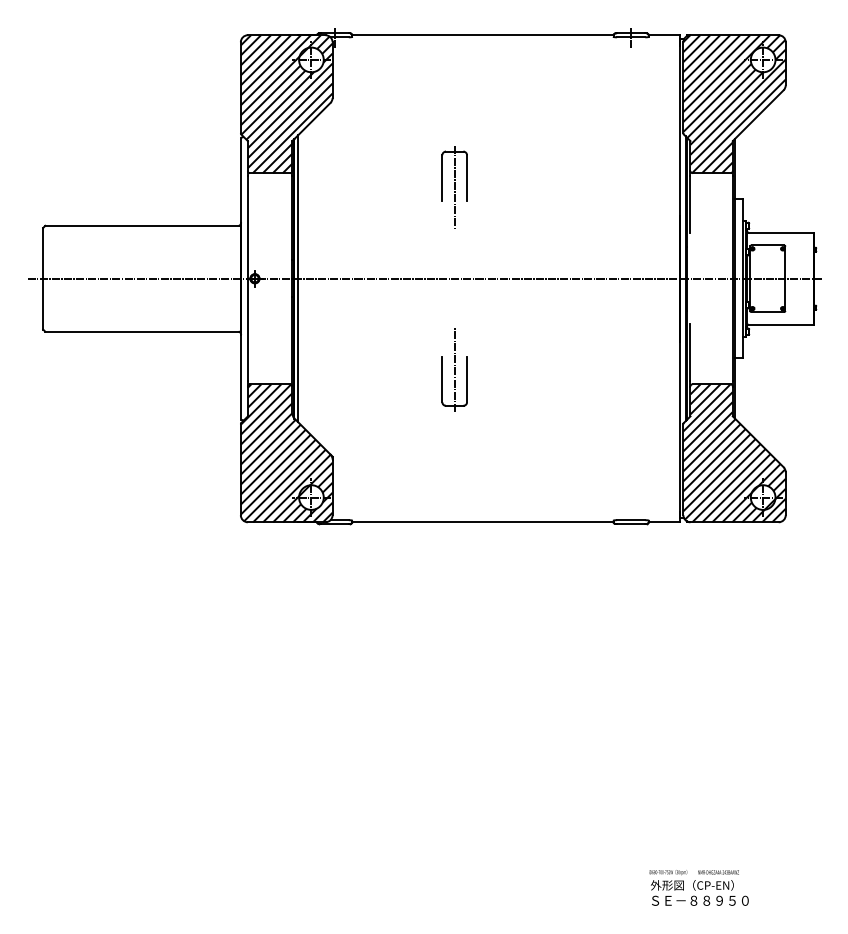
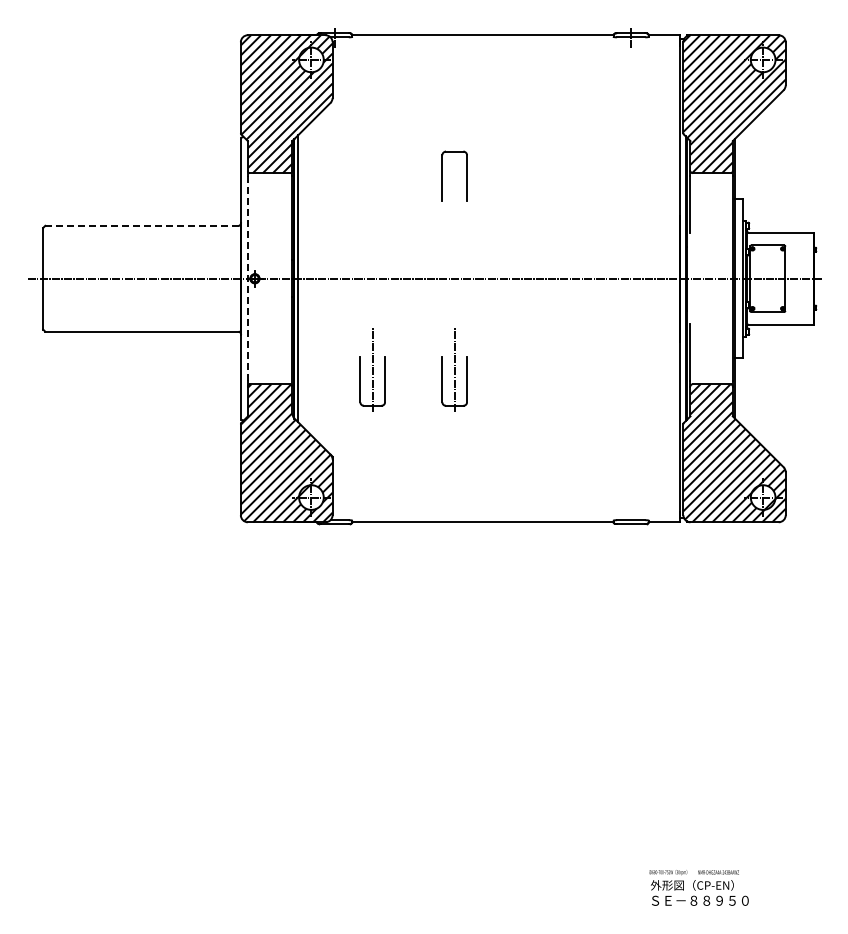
line: present -> none (454, 187)
line: solid -> dashed (142, 225)
line: solid -> dashed (247, 278)
part: none -> present (372, 369)
